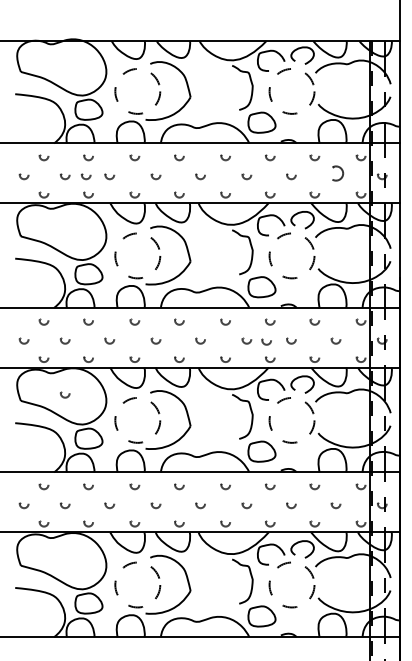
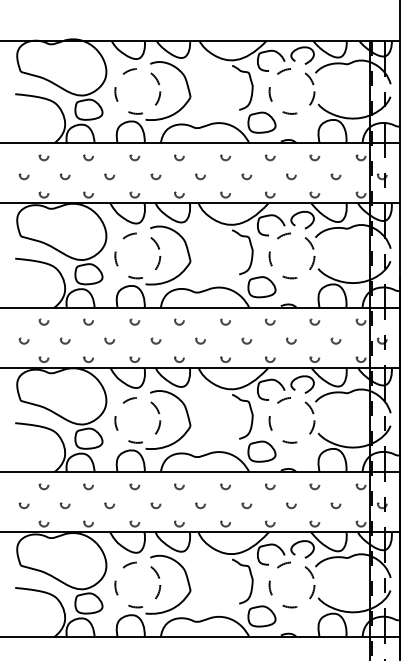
circle size: 13x17 px -> 12x8 px (335, 176)
circle: present -> none (86, 176)
circle: present -> none (266, 341)
circle: present -> none (64, 394)
